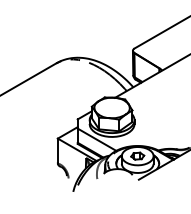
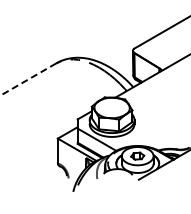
line: solid -> dashed (27, 79)
